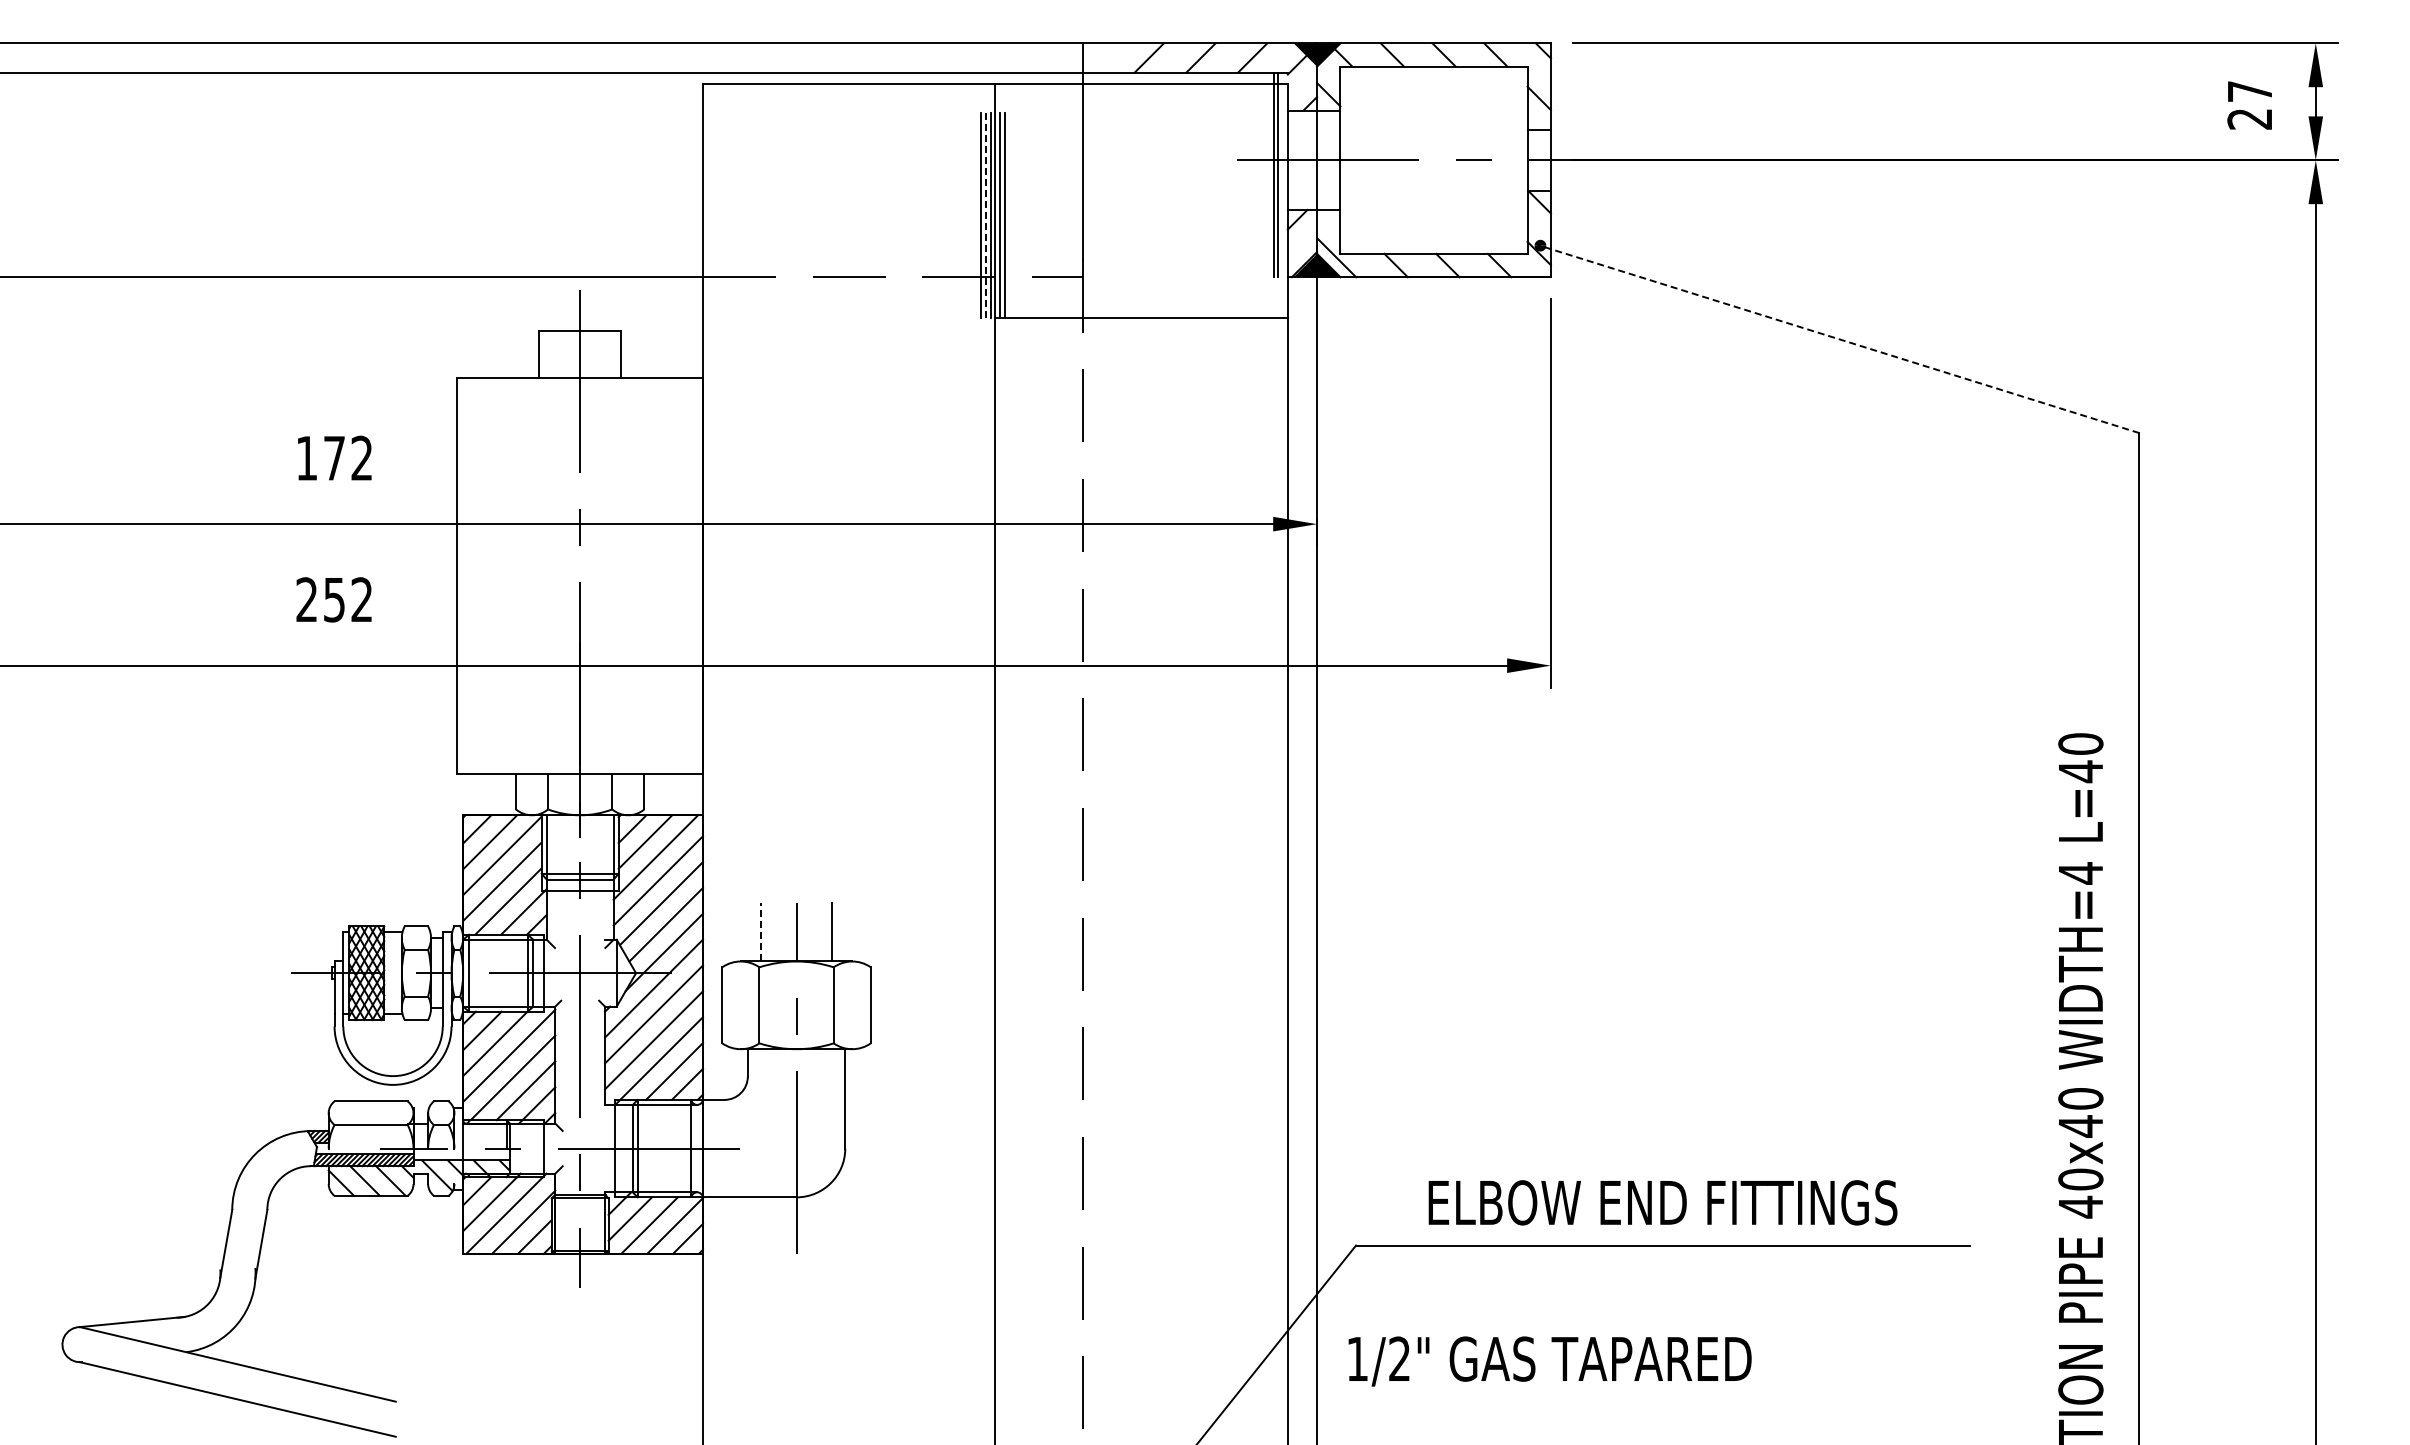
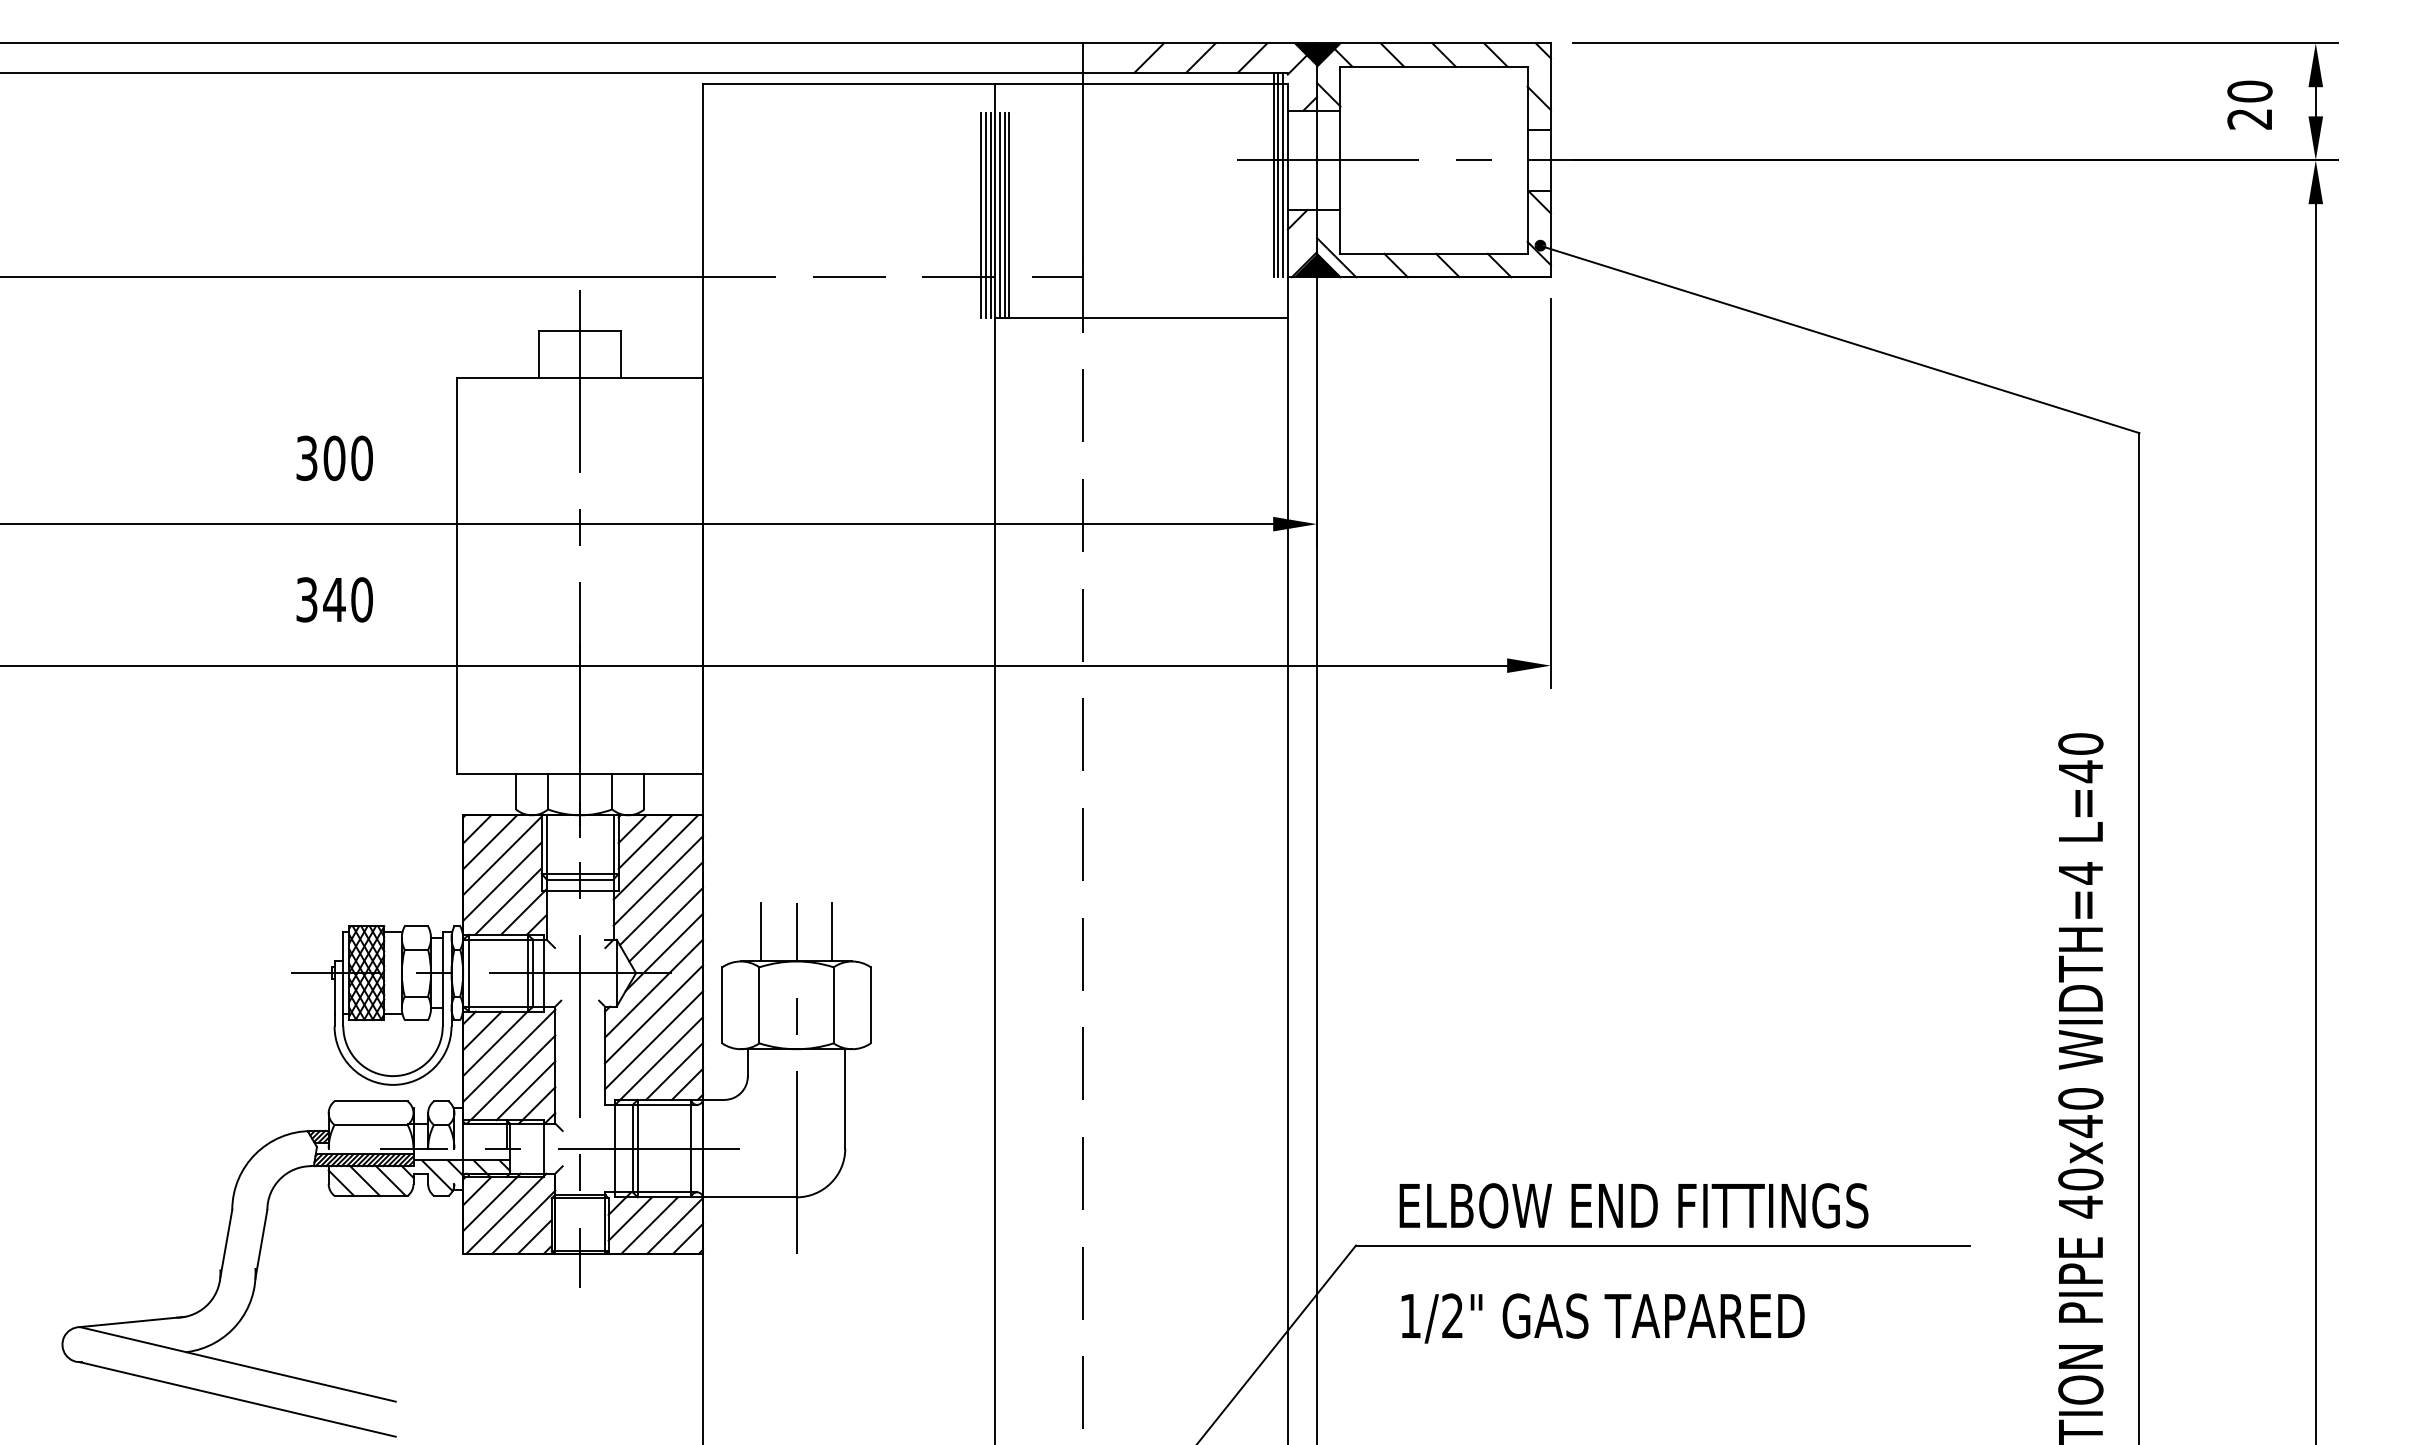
text: 27 -> 20 (2249, 91)
line: none -> present (1282, 174)
line: none -> present (1009, 215)
line: dashed -> solid (986, 216)
line: dashed -> solid (1838, 338)
text: 172 -> 300 (334, 458)
text: 252 -> 340 (334, 599)
line: dashed -> solid (761, 931)
text position: (1662, 1202) -> (1633, 1205) (1633, 1205)
text position: (1549, 1361) -> (1602, 1318) (1602, 1318)
